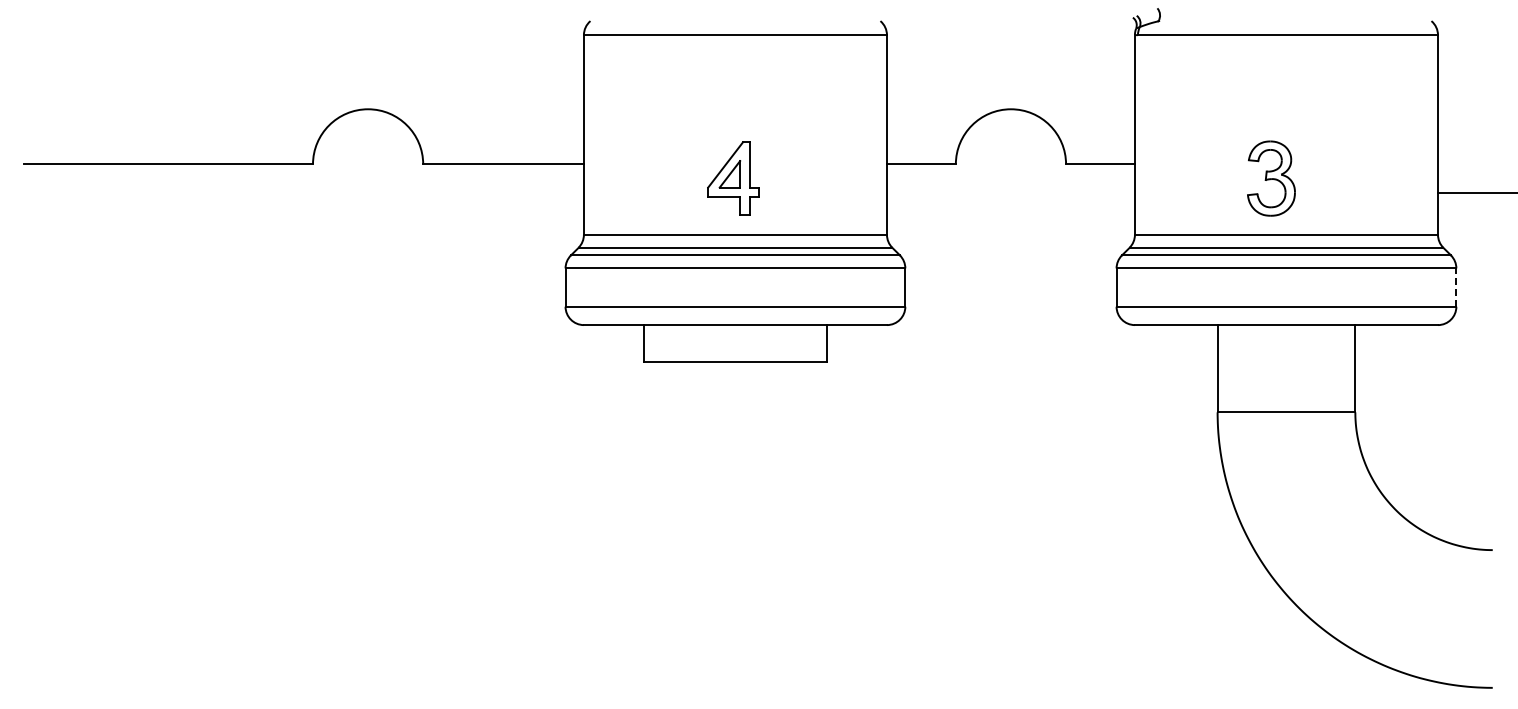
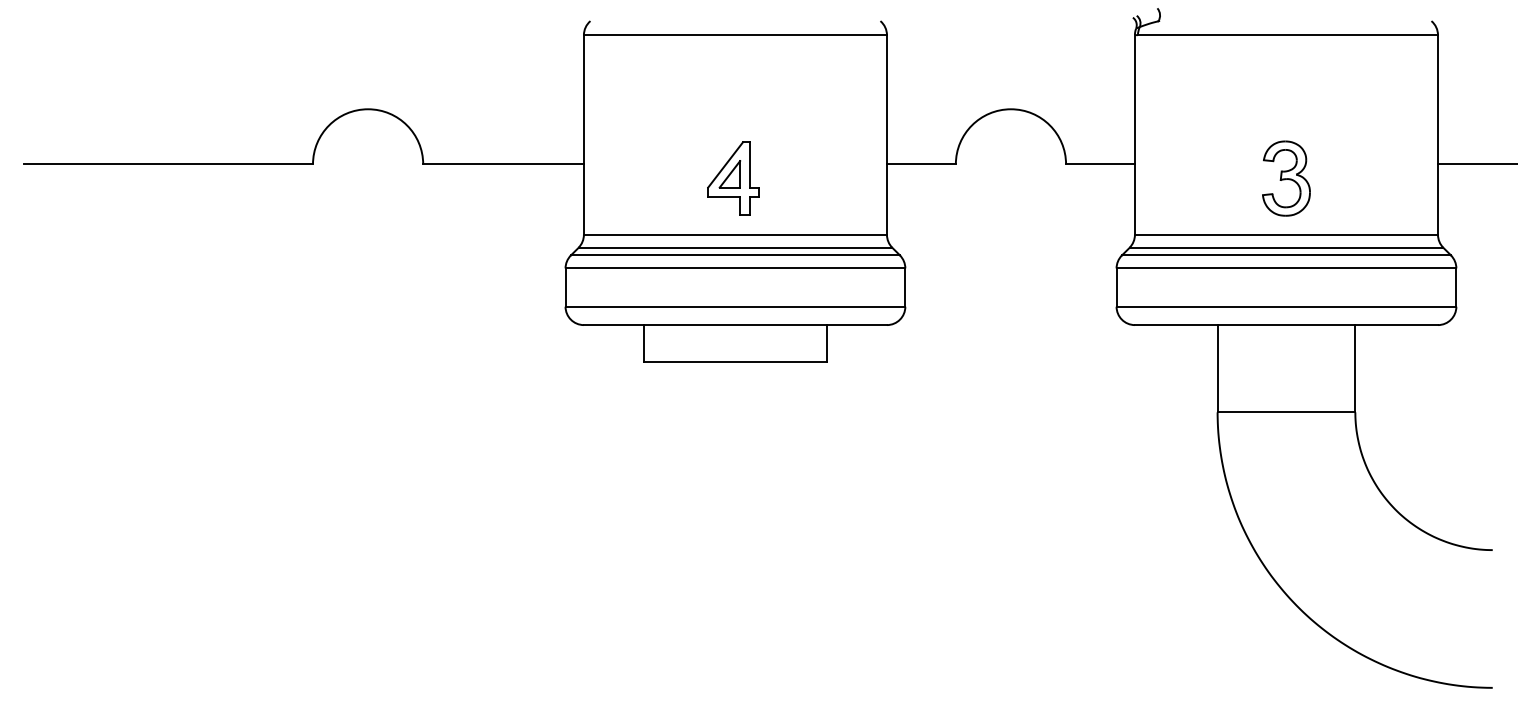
part position: (1271, 178) -> (1286, 178) (1286, 178)
line position: (1476, 193) -> (1476, 164) (1476, 164)
line: dashed -> solid (1456, 287)
